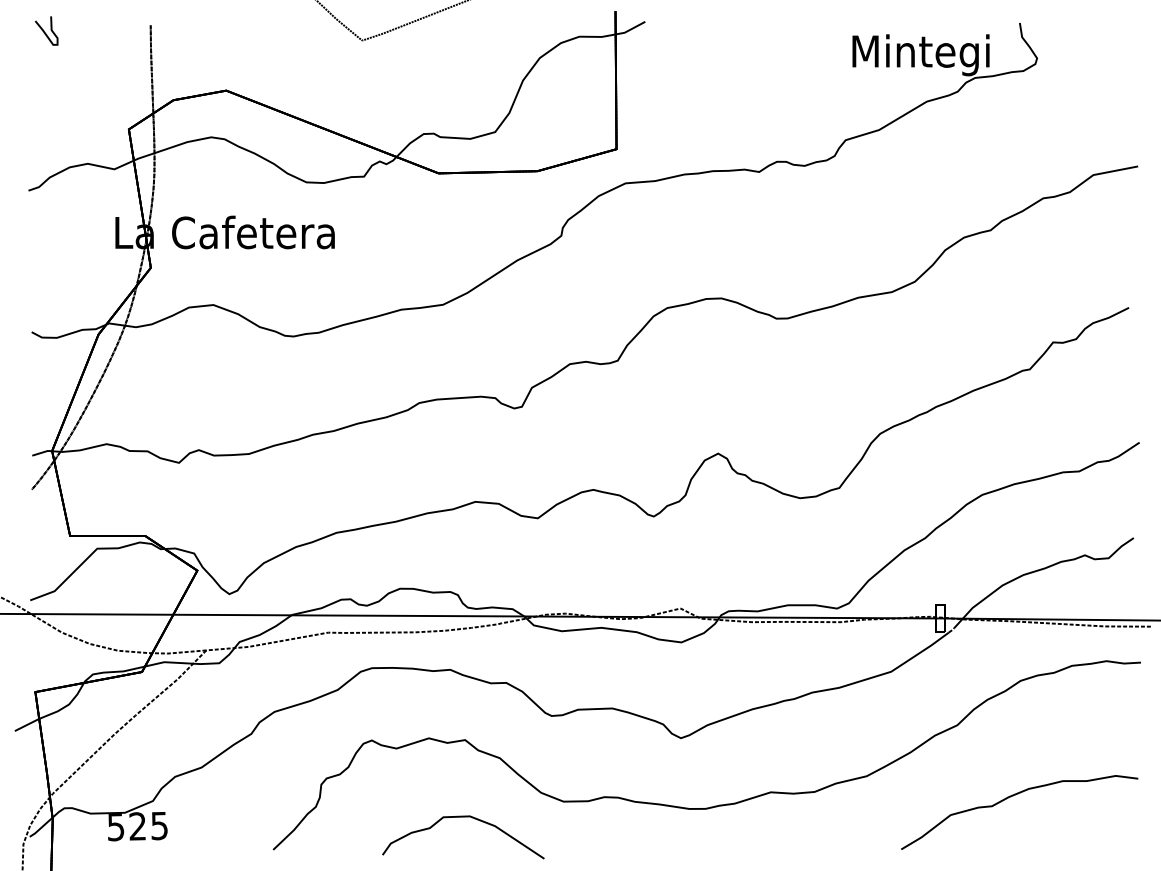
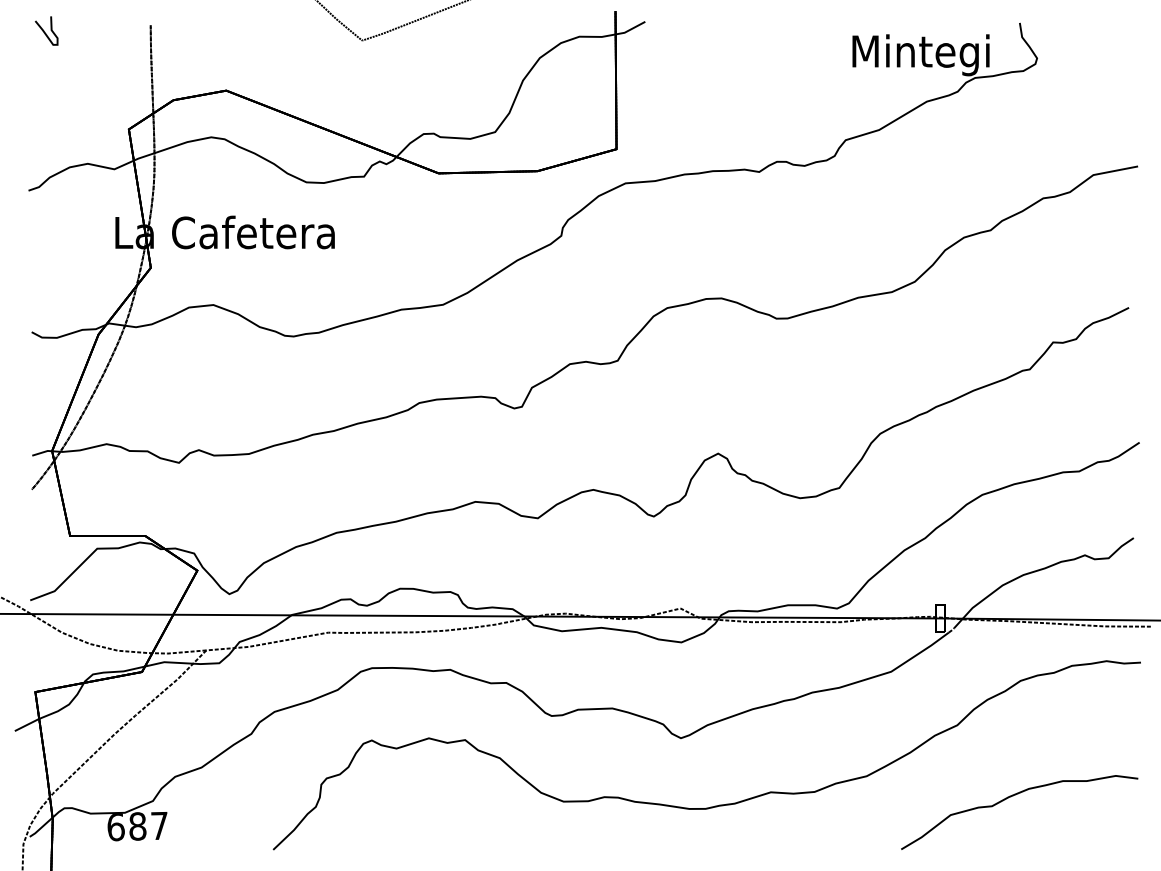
curve: present -> none (463, 817)
text: 525 -> 687 (137, 826)
